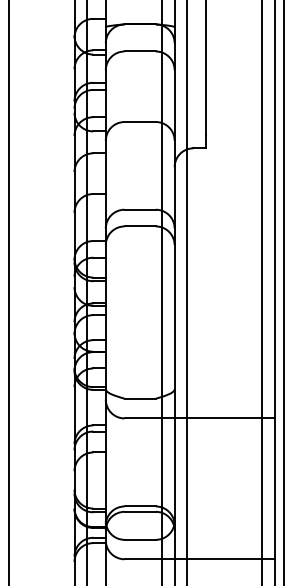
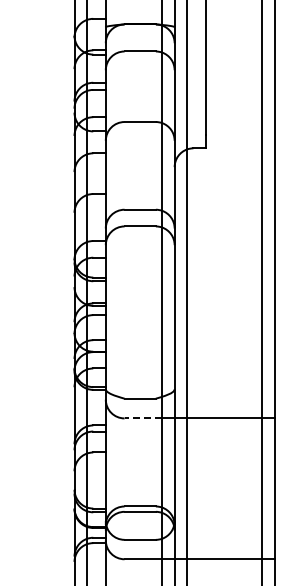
line: present -> none (8, 292)
line: present -> none (284, 292)
line: solid -> dashed (143, 418)
